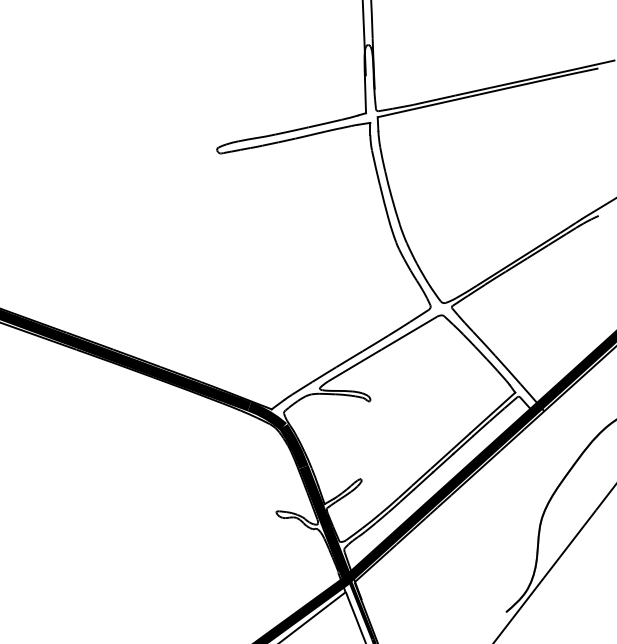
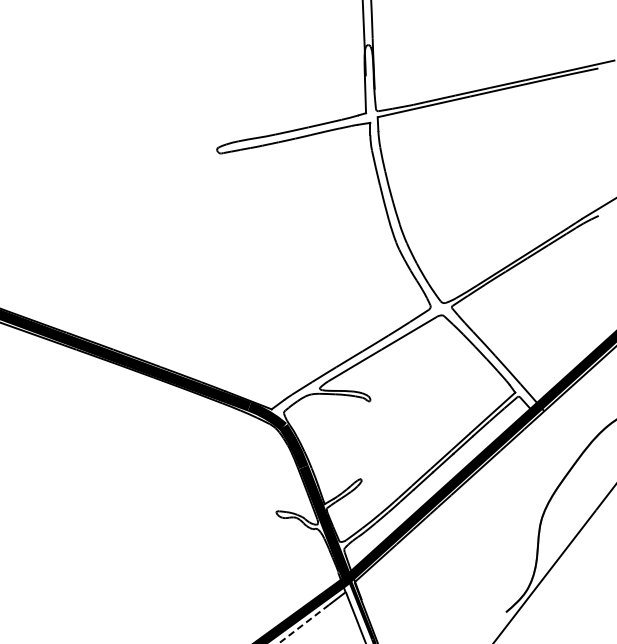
line: solid -> dashed (303, 624)
